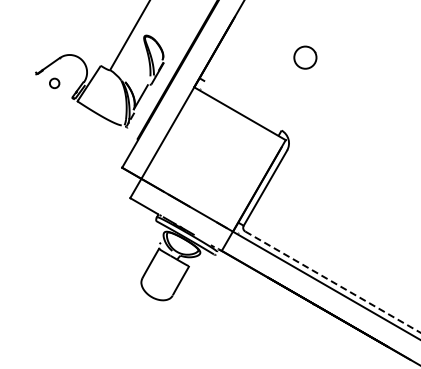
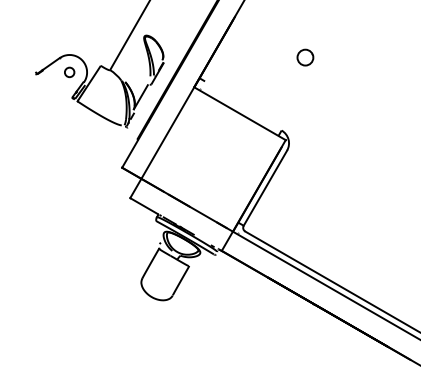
part size: 25x25 px -> 19x19 px (305, 57)
circle position: (54, 83) -> (69, 72) (69, 72)
line: dashed -> solid (333, 282)
